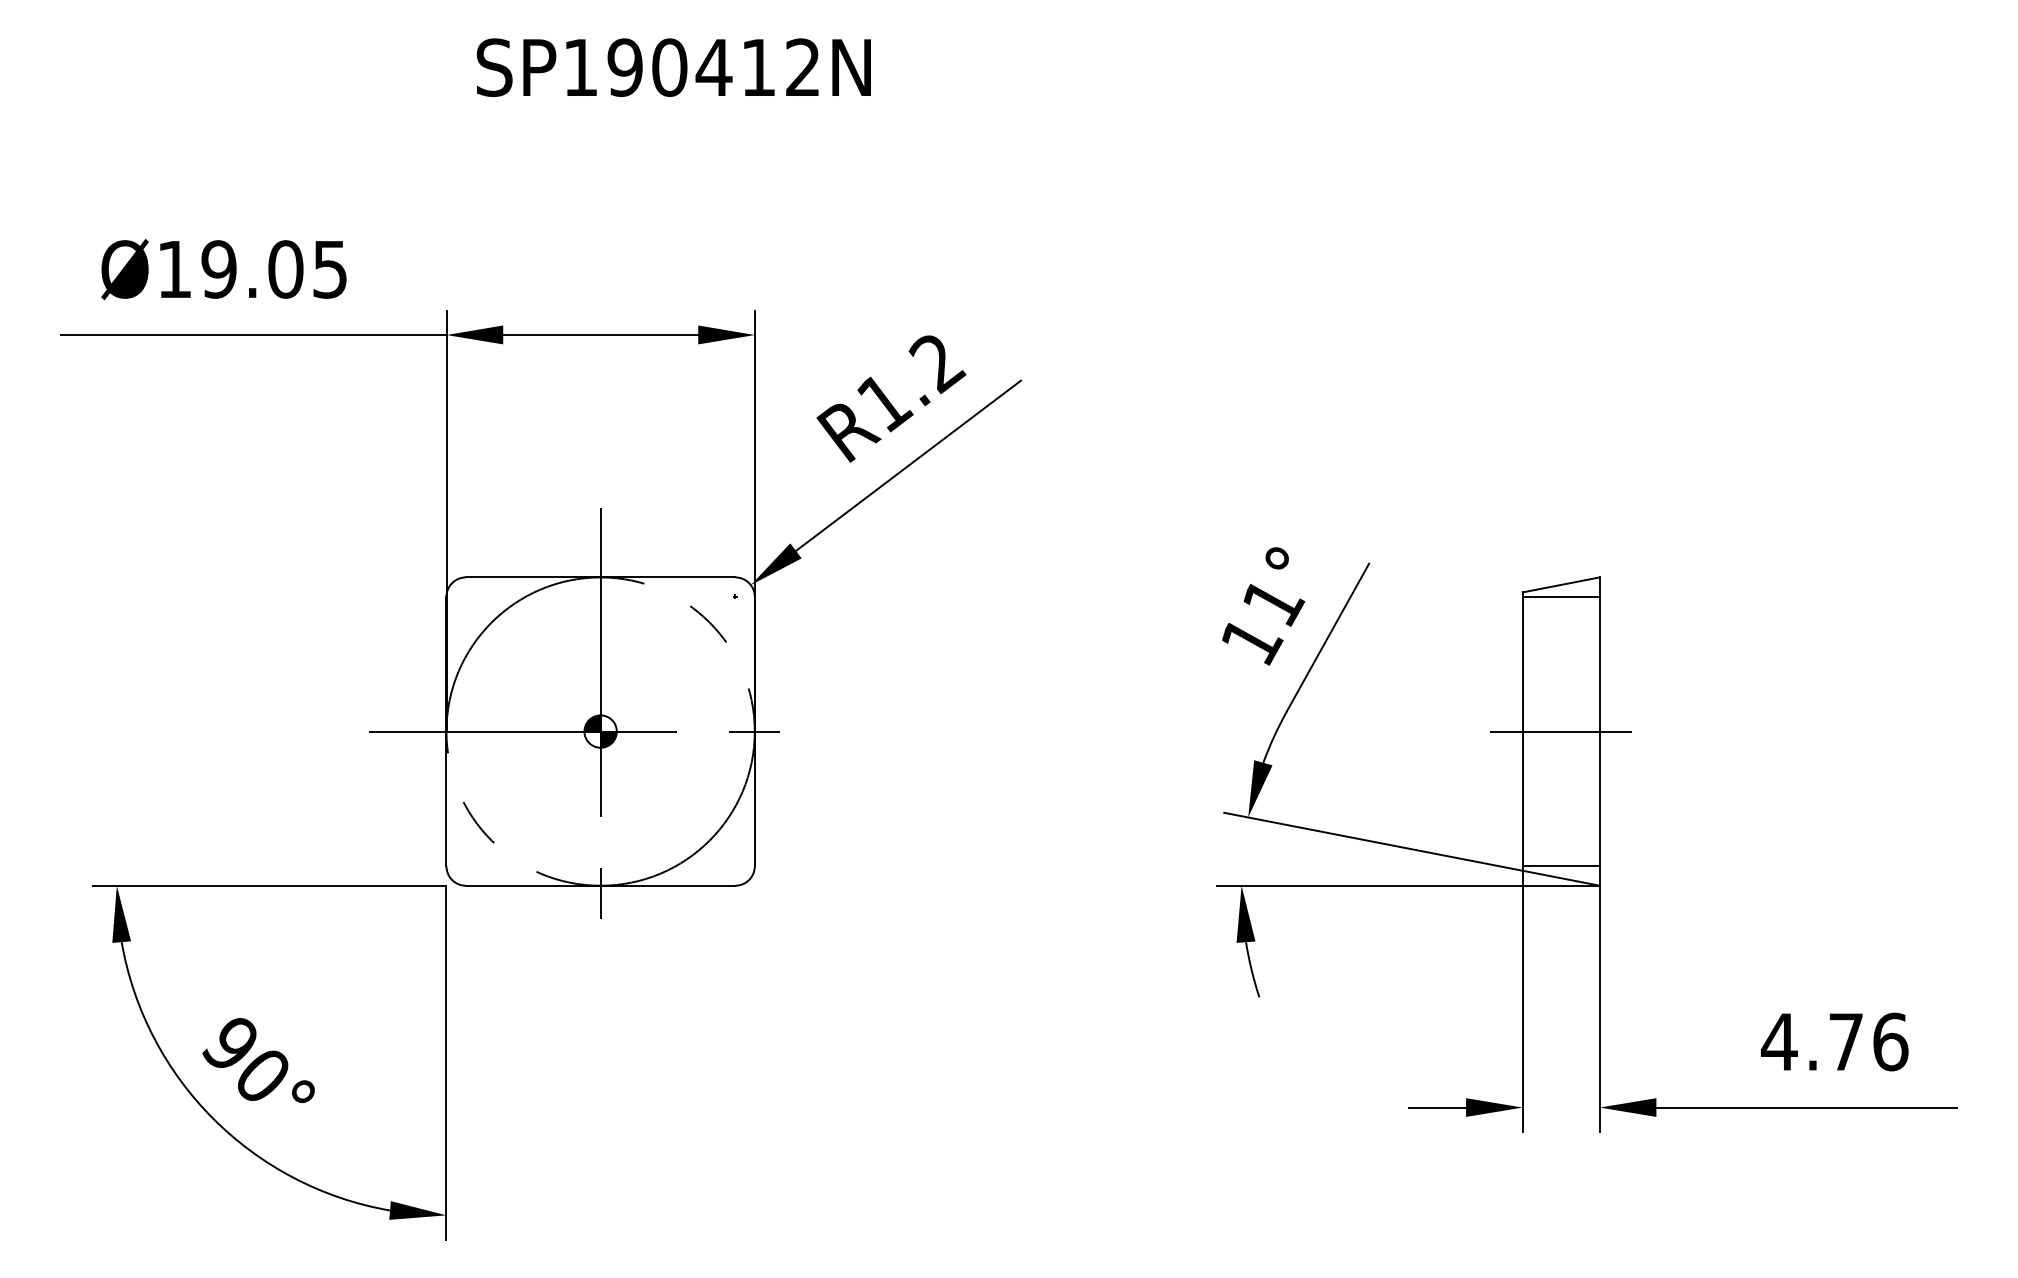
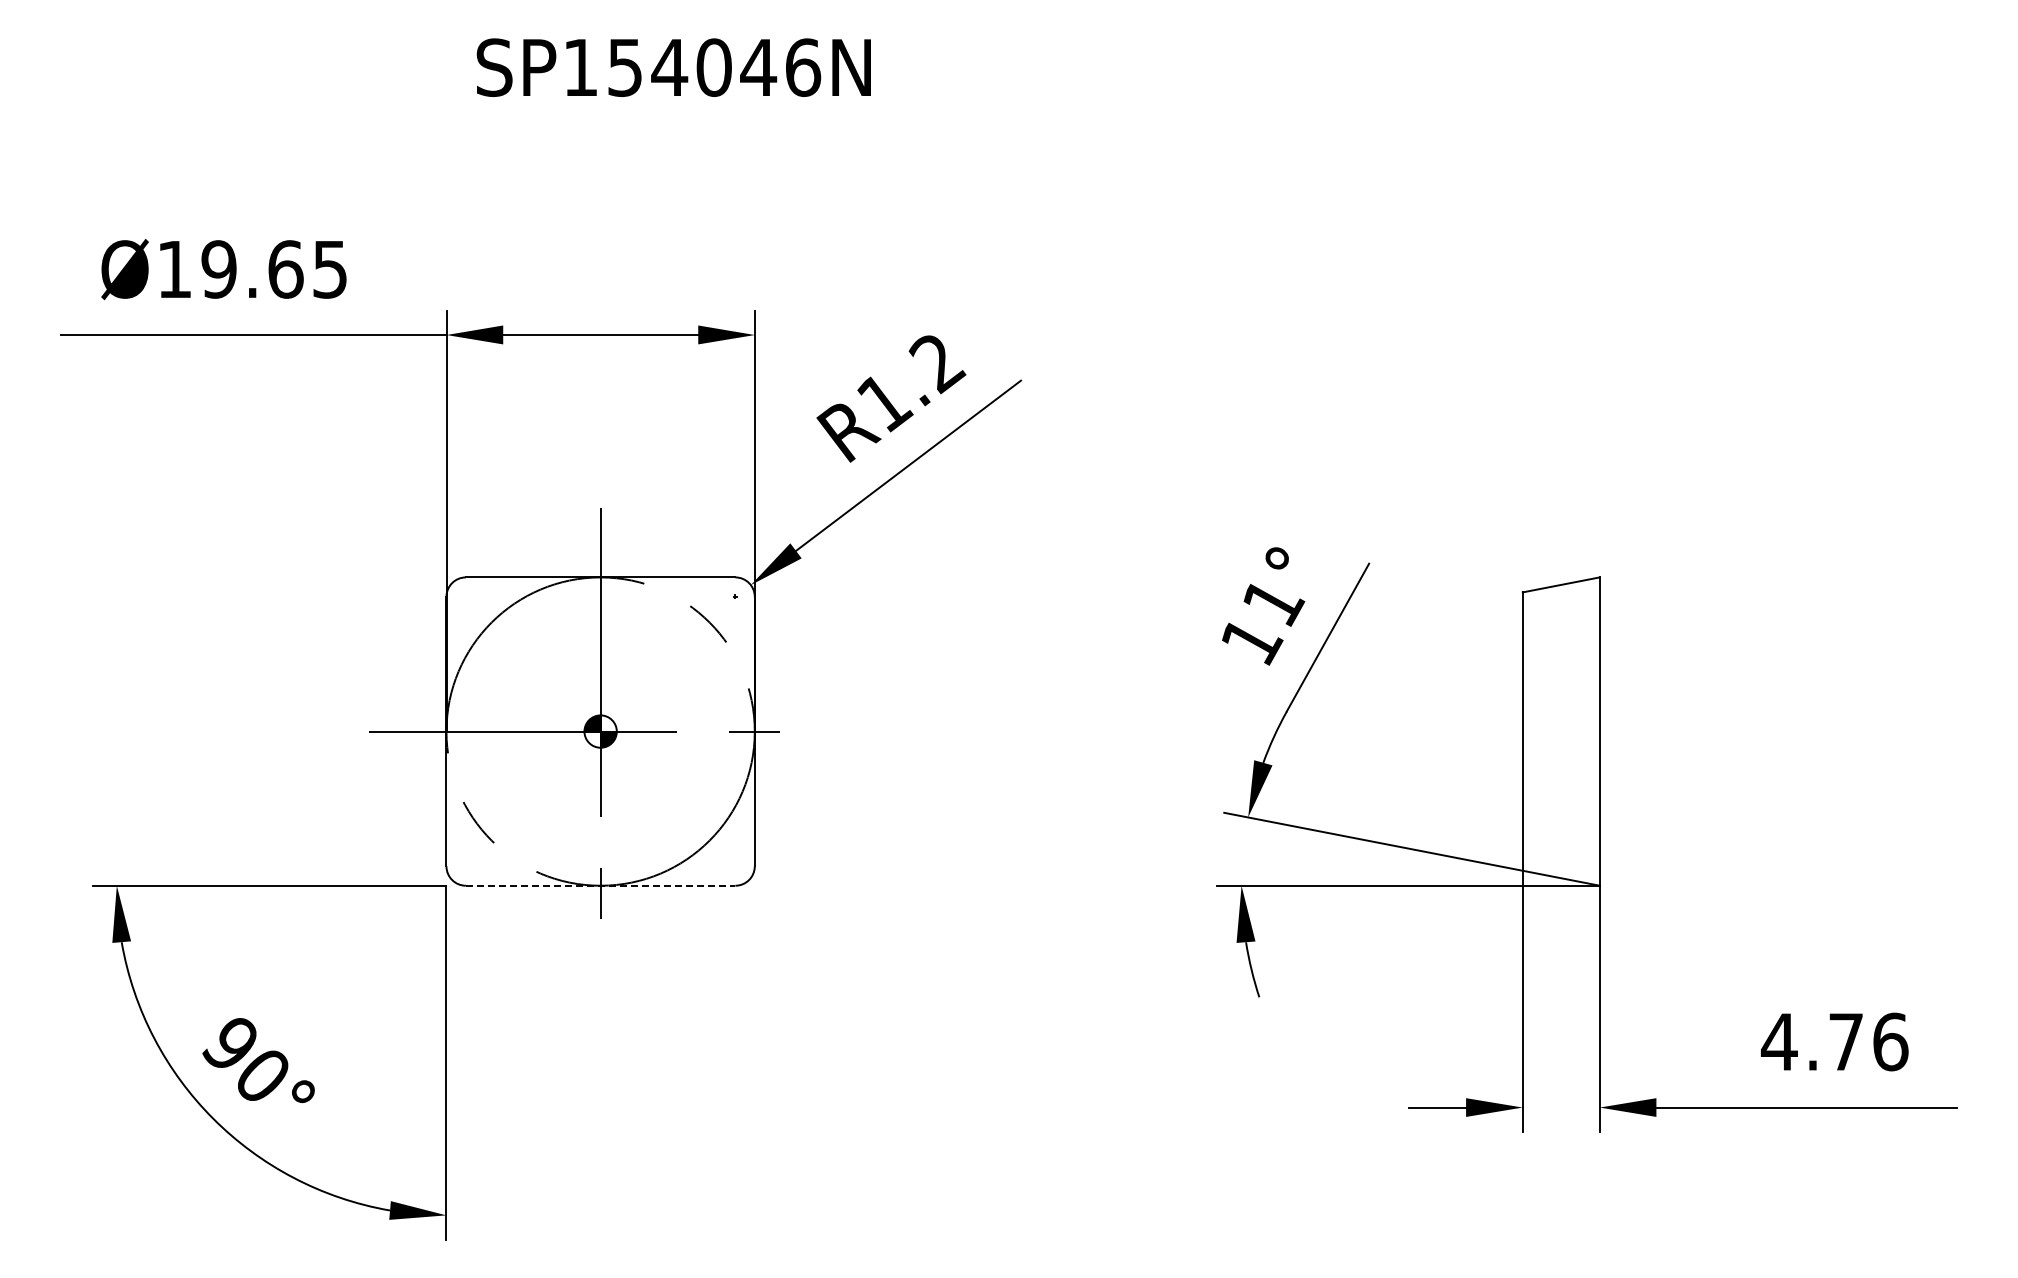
text: SP190412N -> SP154046N (714, 67)
text: Ø19.05 -> Ø19.65 (285, 269)
line: present -> none (1560, 596)
line: present -> none (1561, 731)
line: present -> none (1560, 866)
line: solid -> dashed (600, 885)
